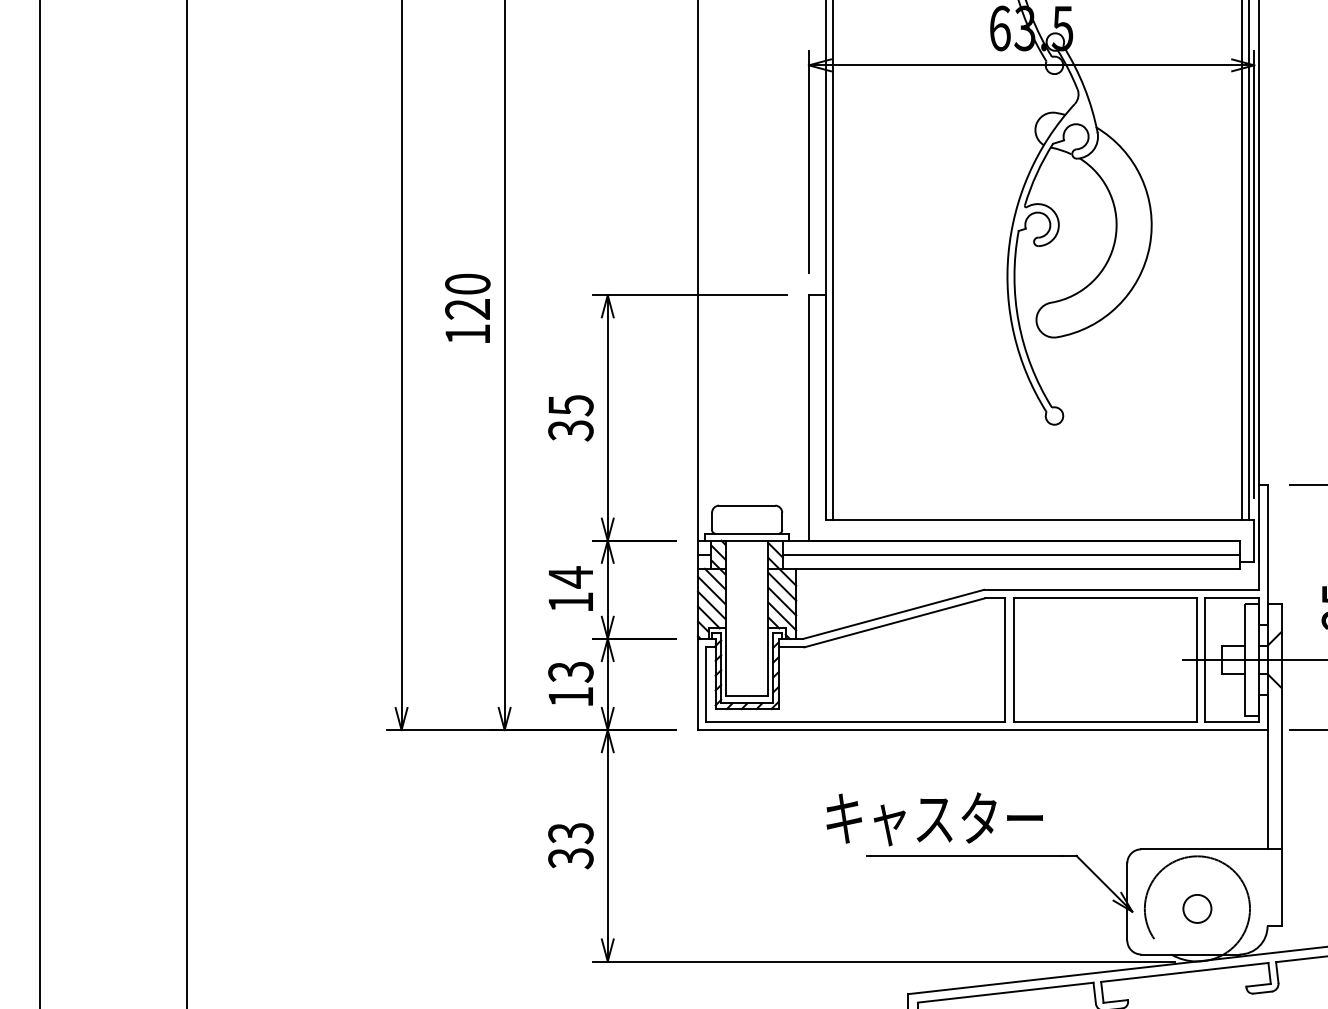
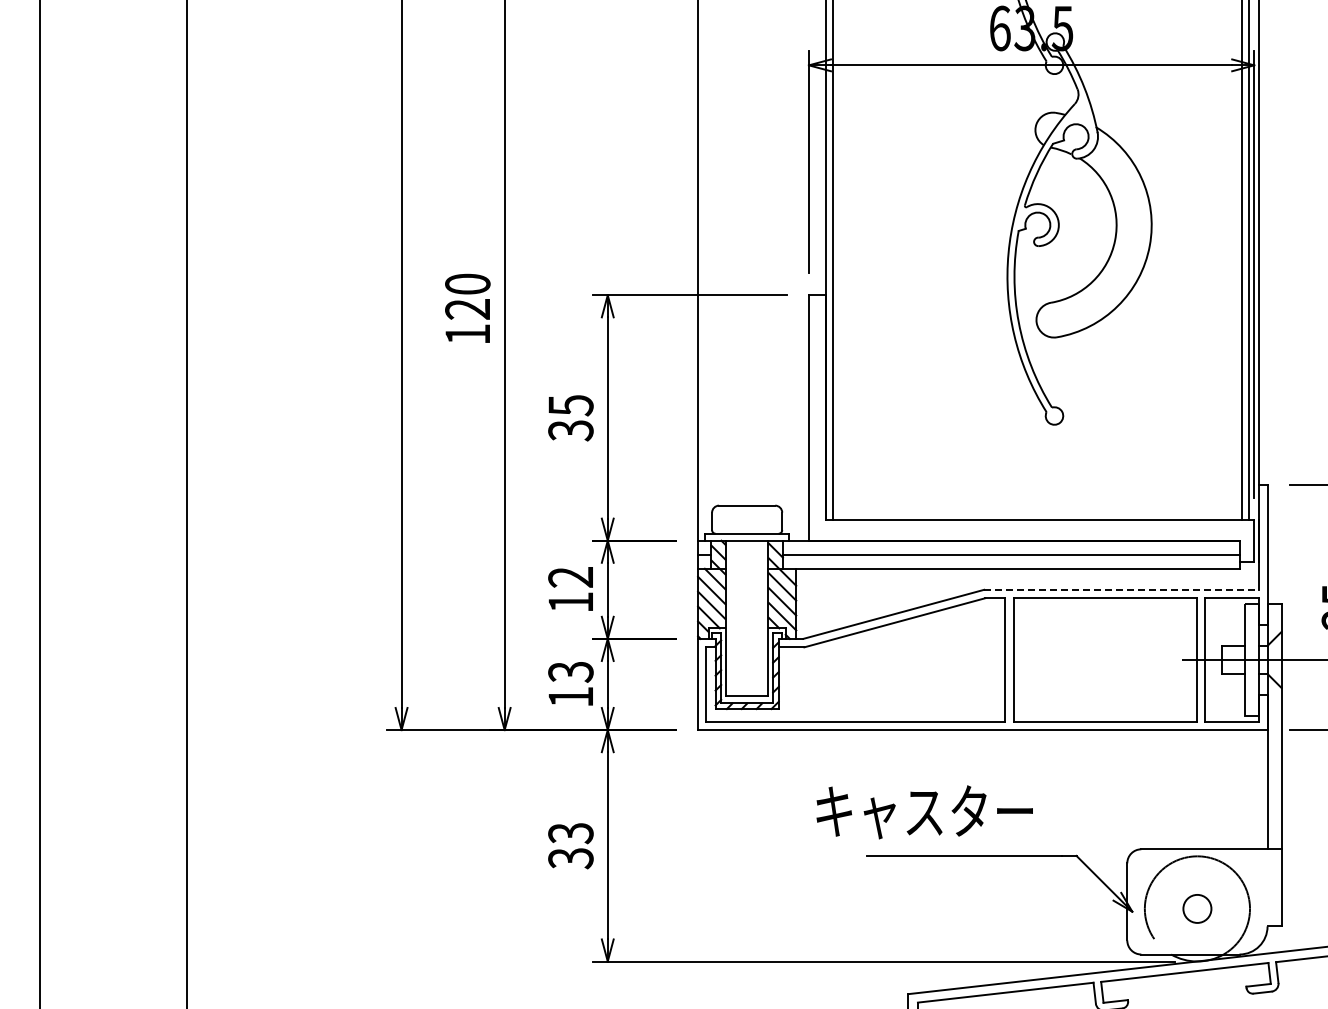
text: 14 -> 12 (570, 577)
line: solid -> dashed (1122, 589)
text position: (934, 819) -> (924, 812) (924, 812)
